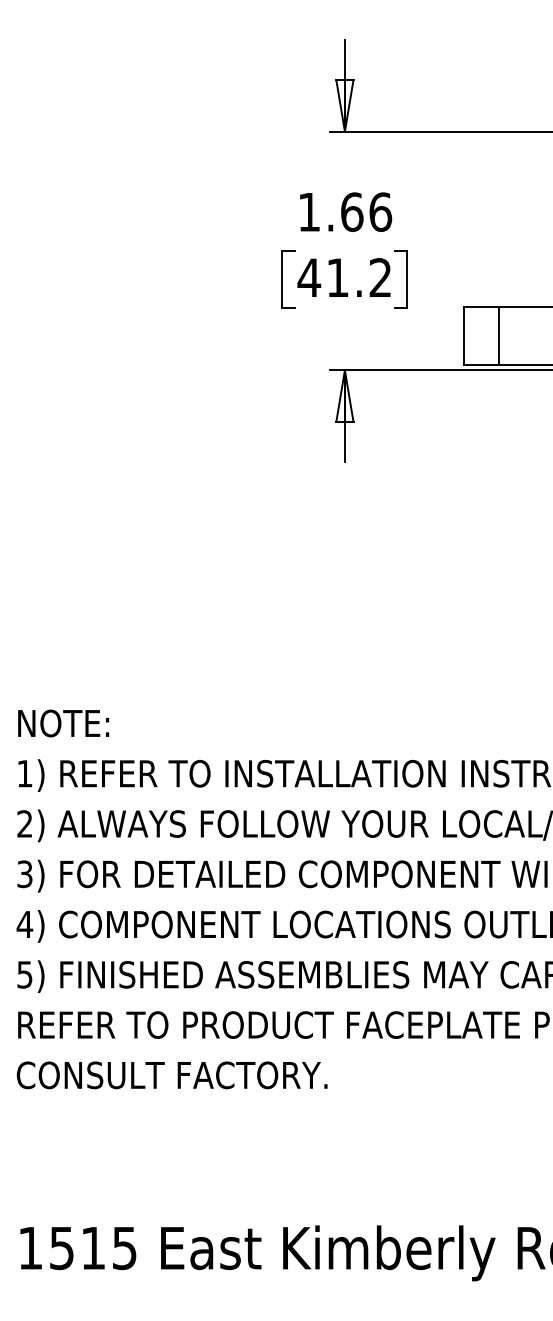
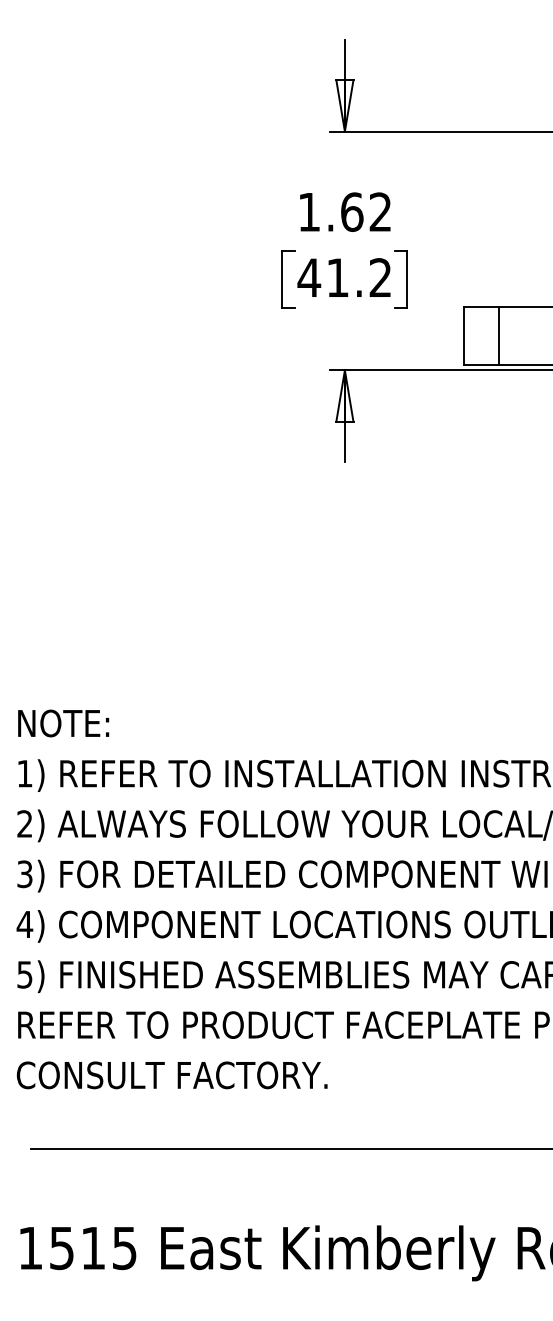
text: 1.66 -> 1.62 (380, 211)
line: none -> present (290, 1148)
